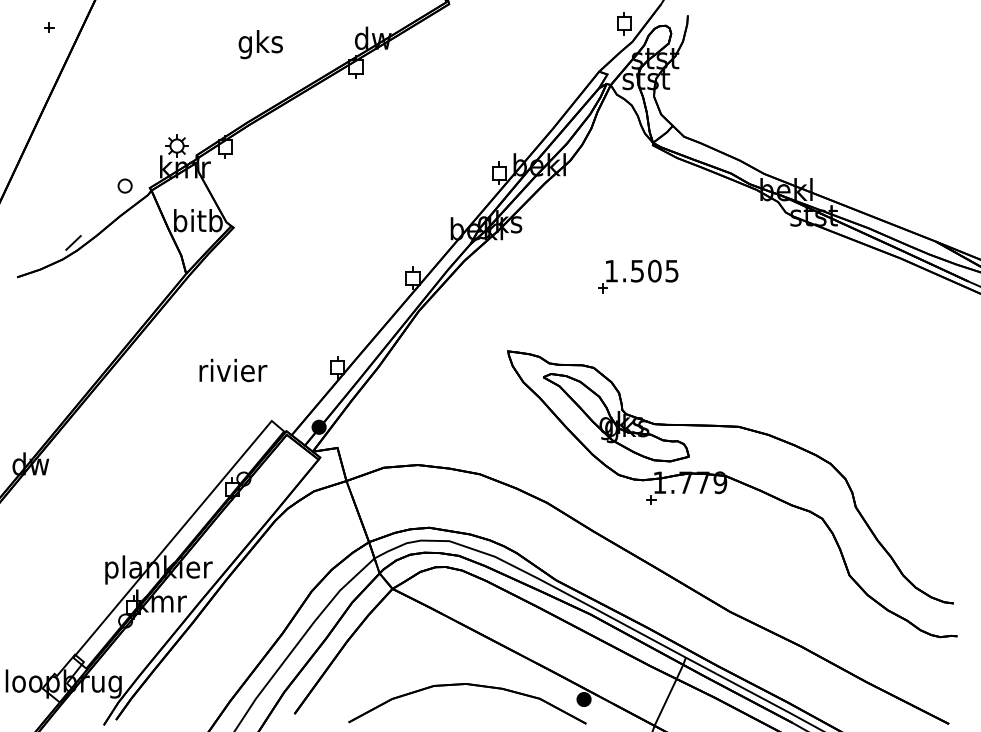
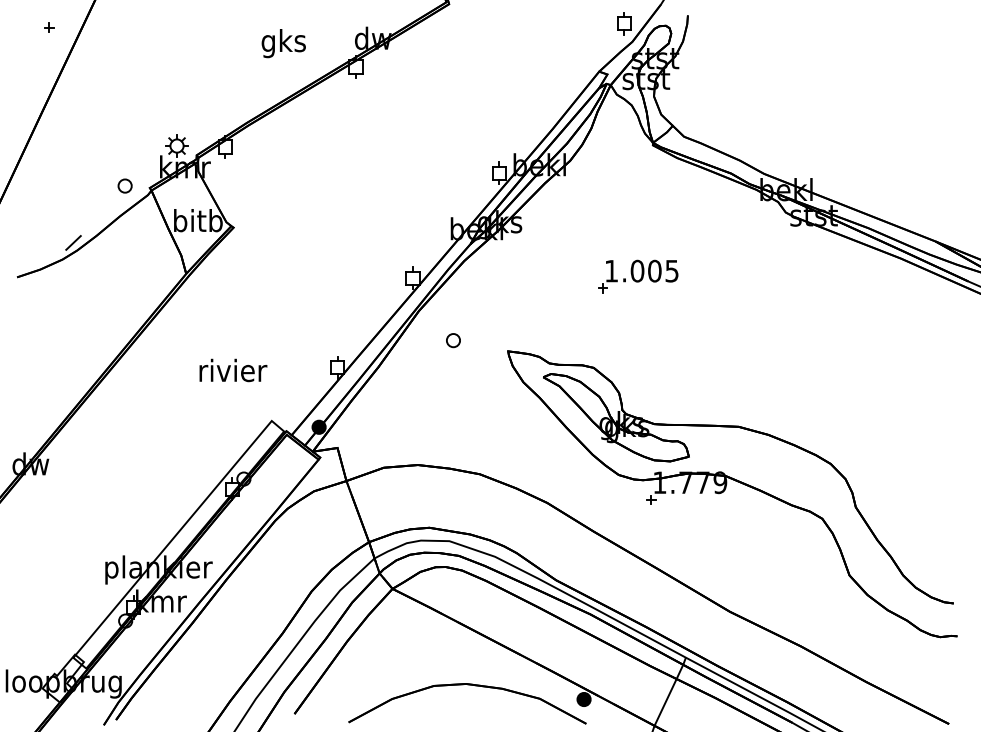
text position: (260, 44) -> (283, 43) (283, 43)
text: 1.505 -> 1.005 (637, 270)
part: none -> present (453, 340)
